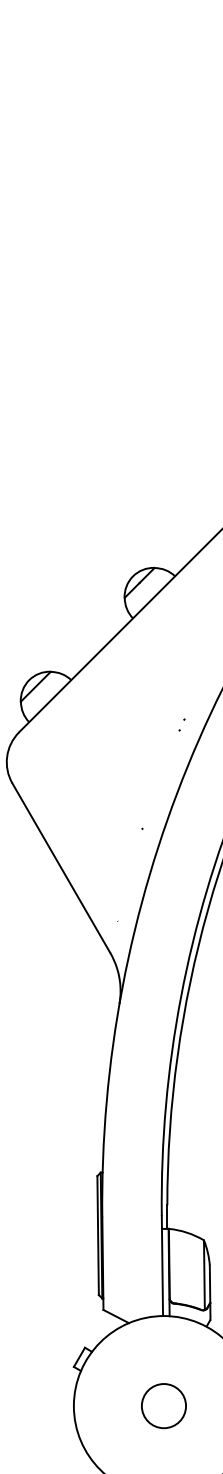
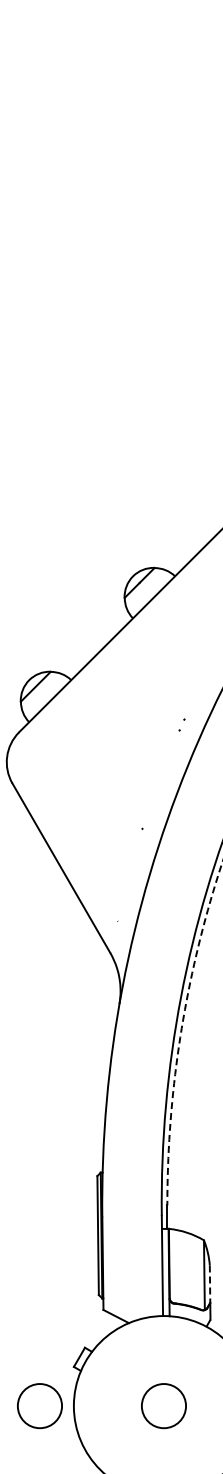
arc: solid -> dashed (181, 1030)
line: solid -> dashed (210, 1284)
circle: none -> present (39, 1406)
